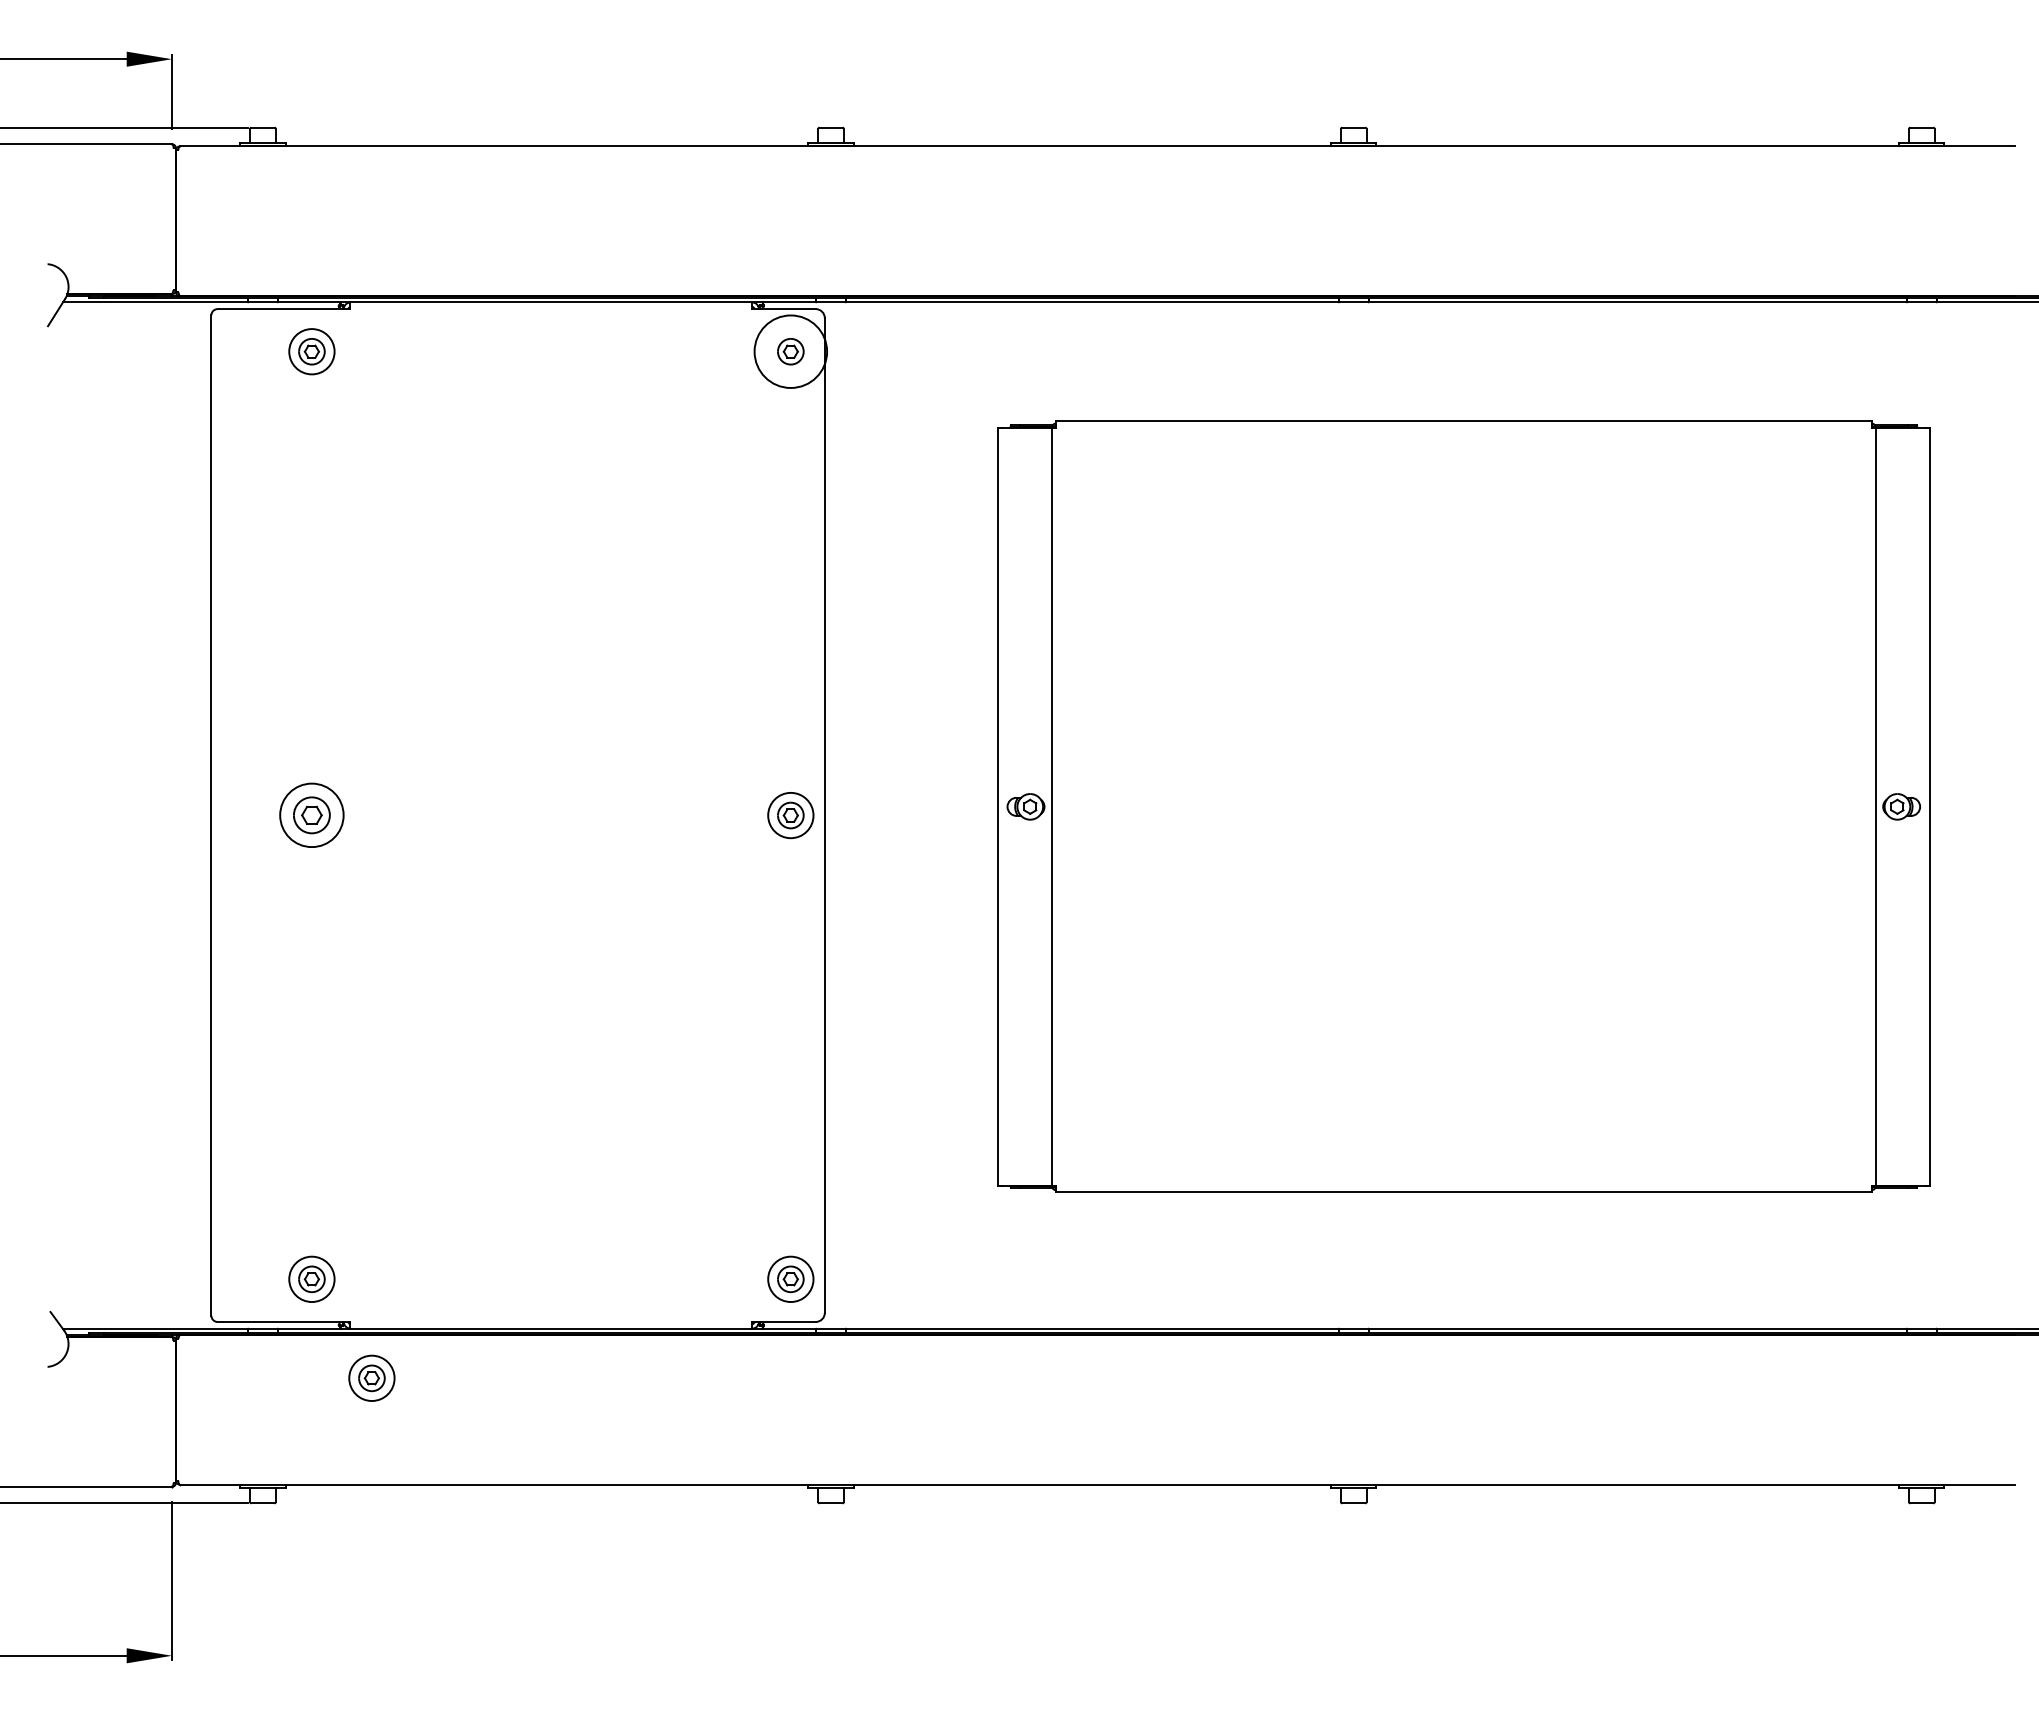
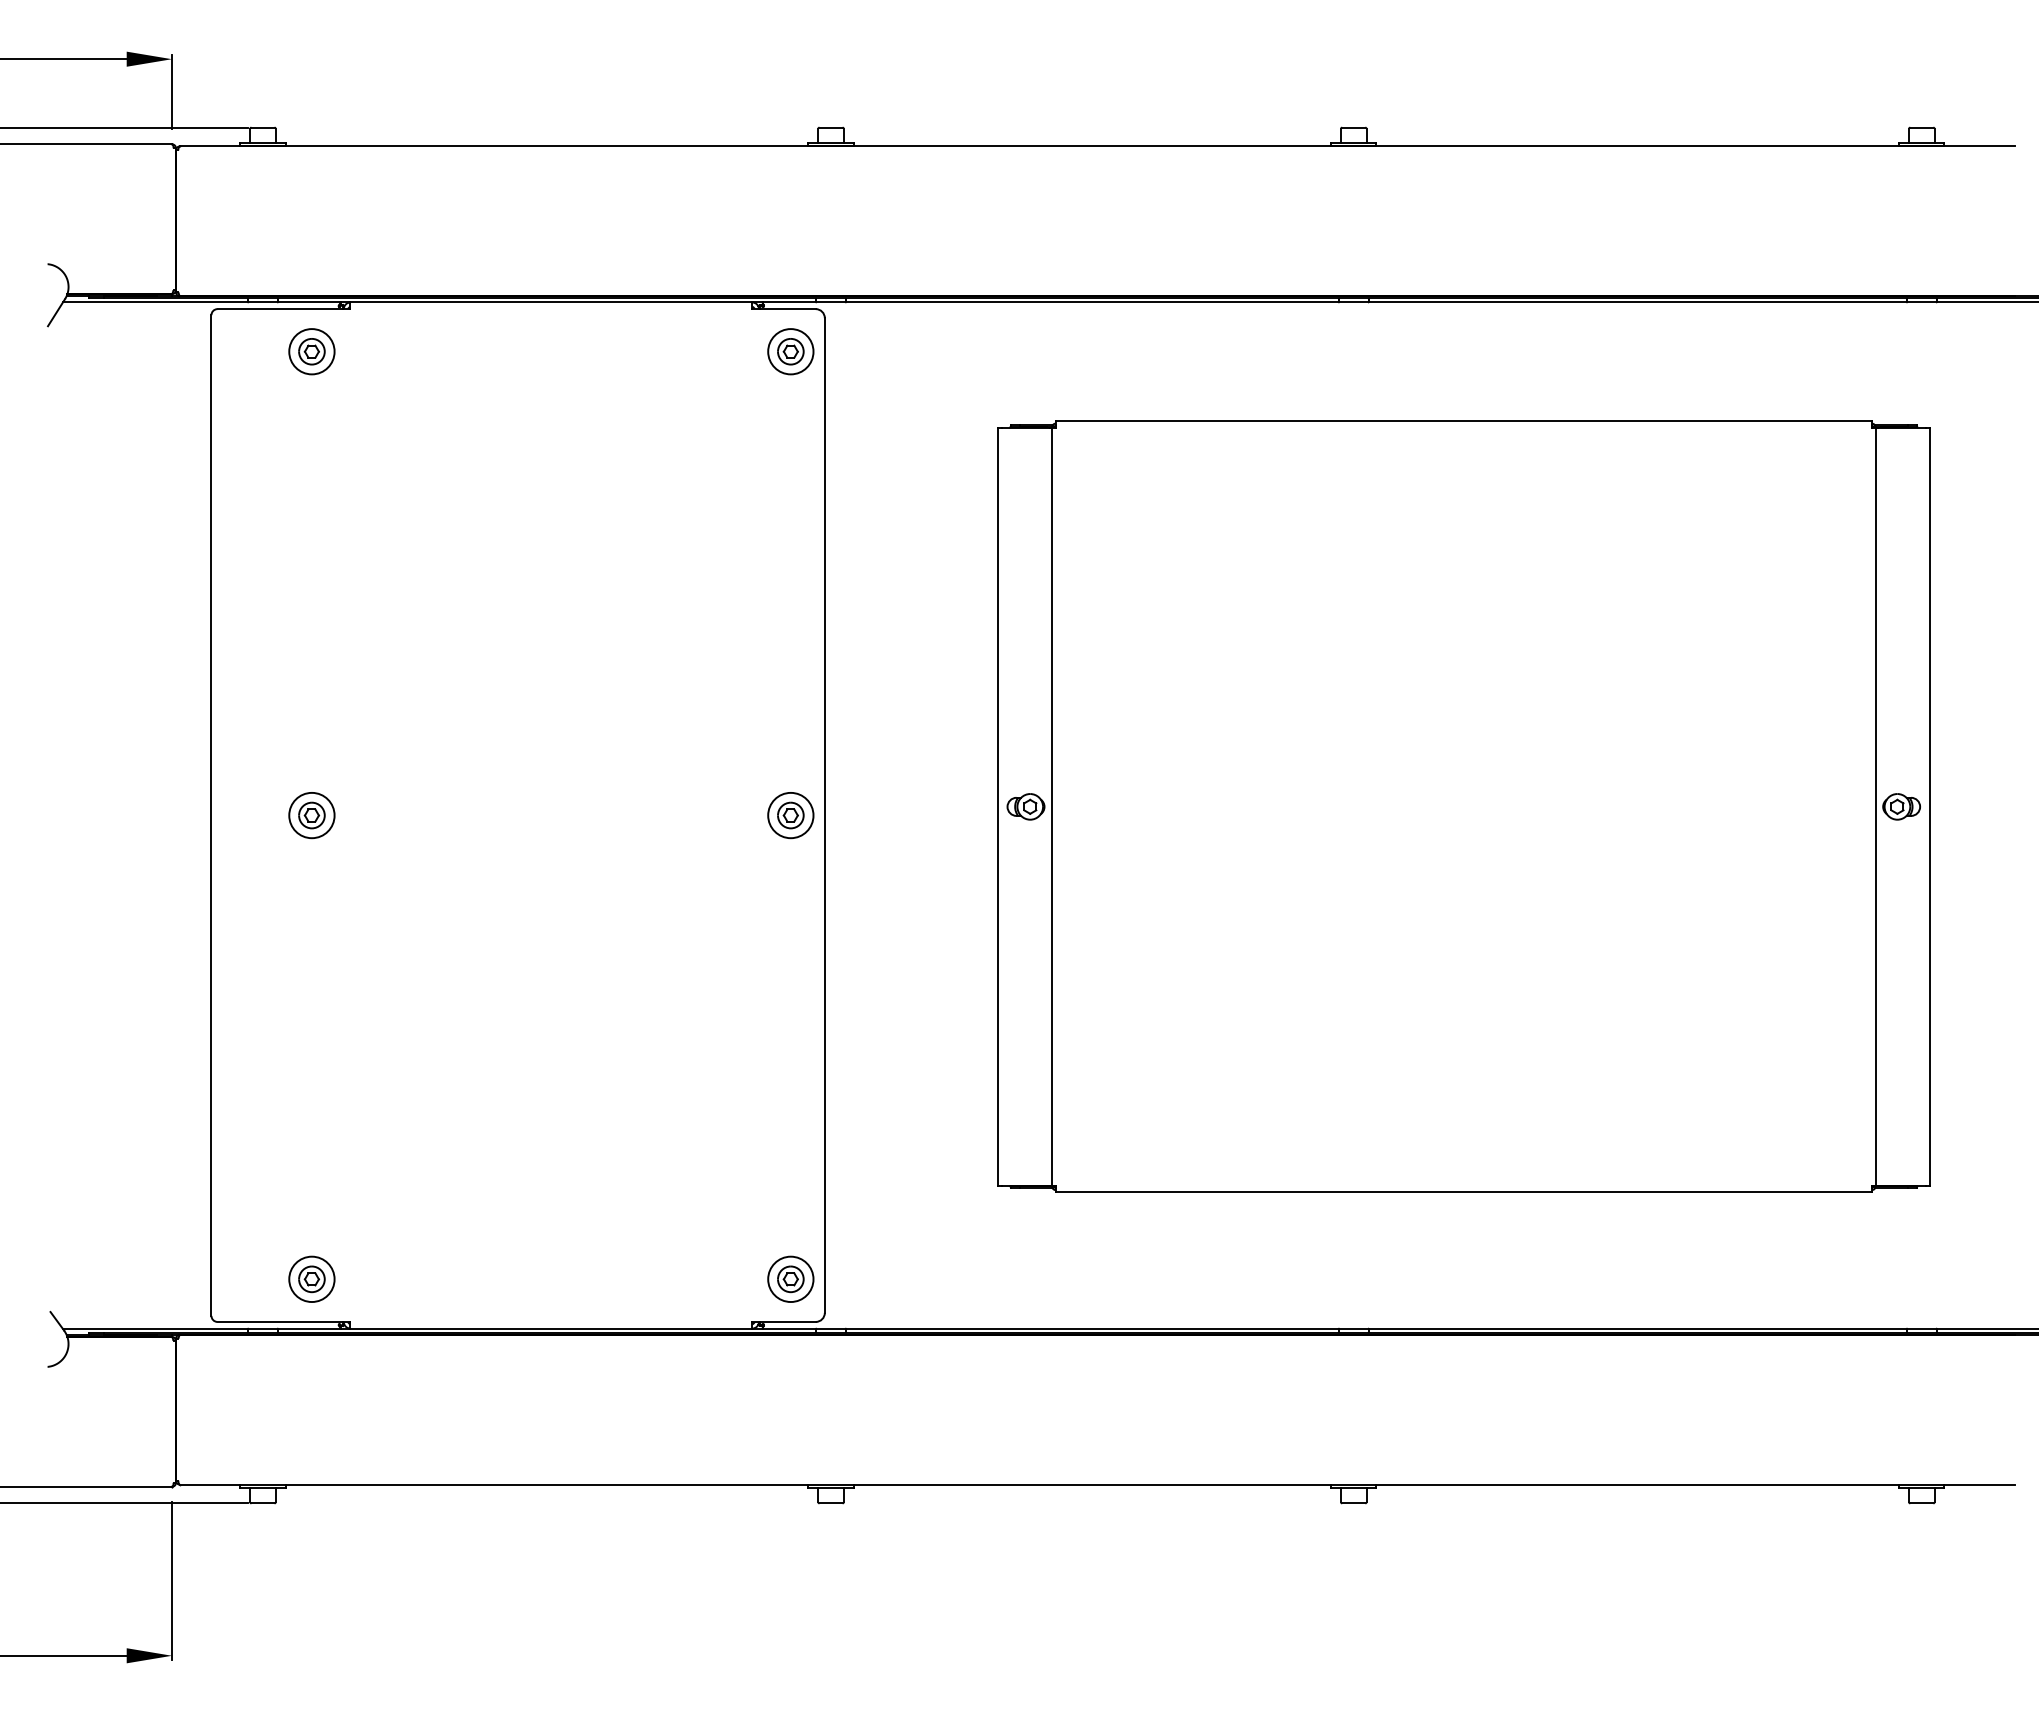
circle diameter: 73 px -> 45 px (790, 351)
part size: 66x66 px -> 48x48 px (311, 815)
part: present -> none (371, 1377)
